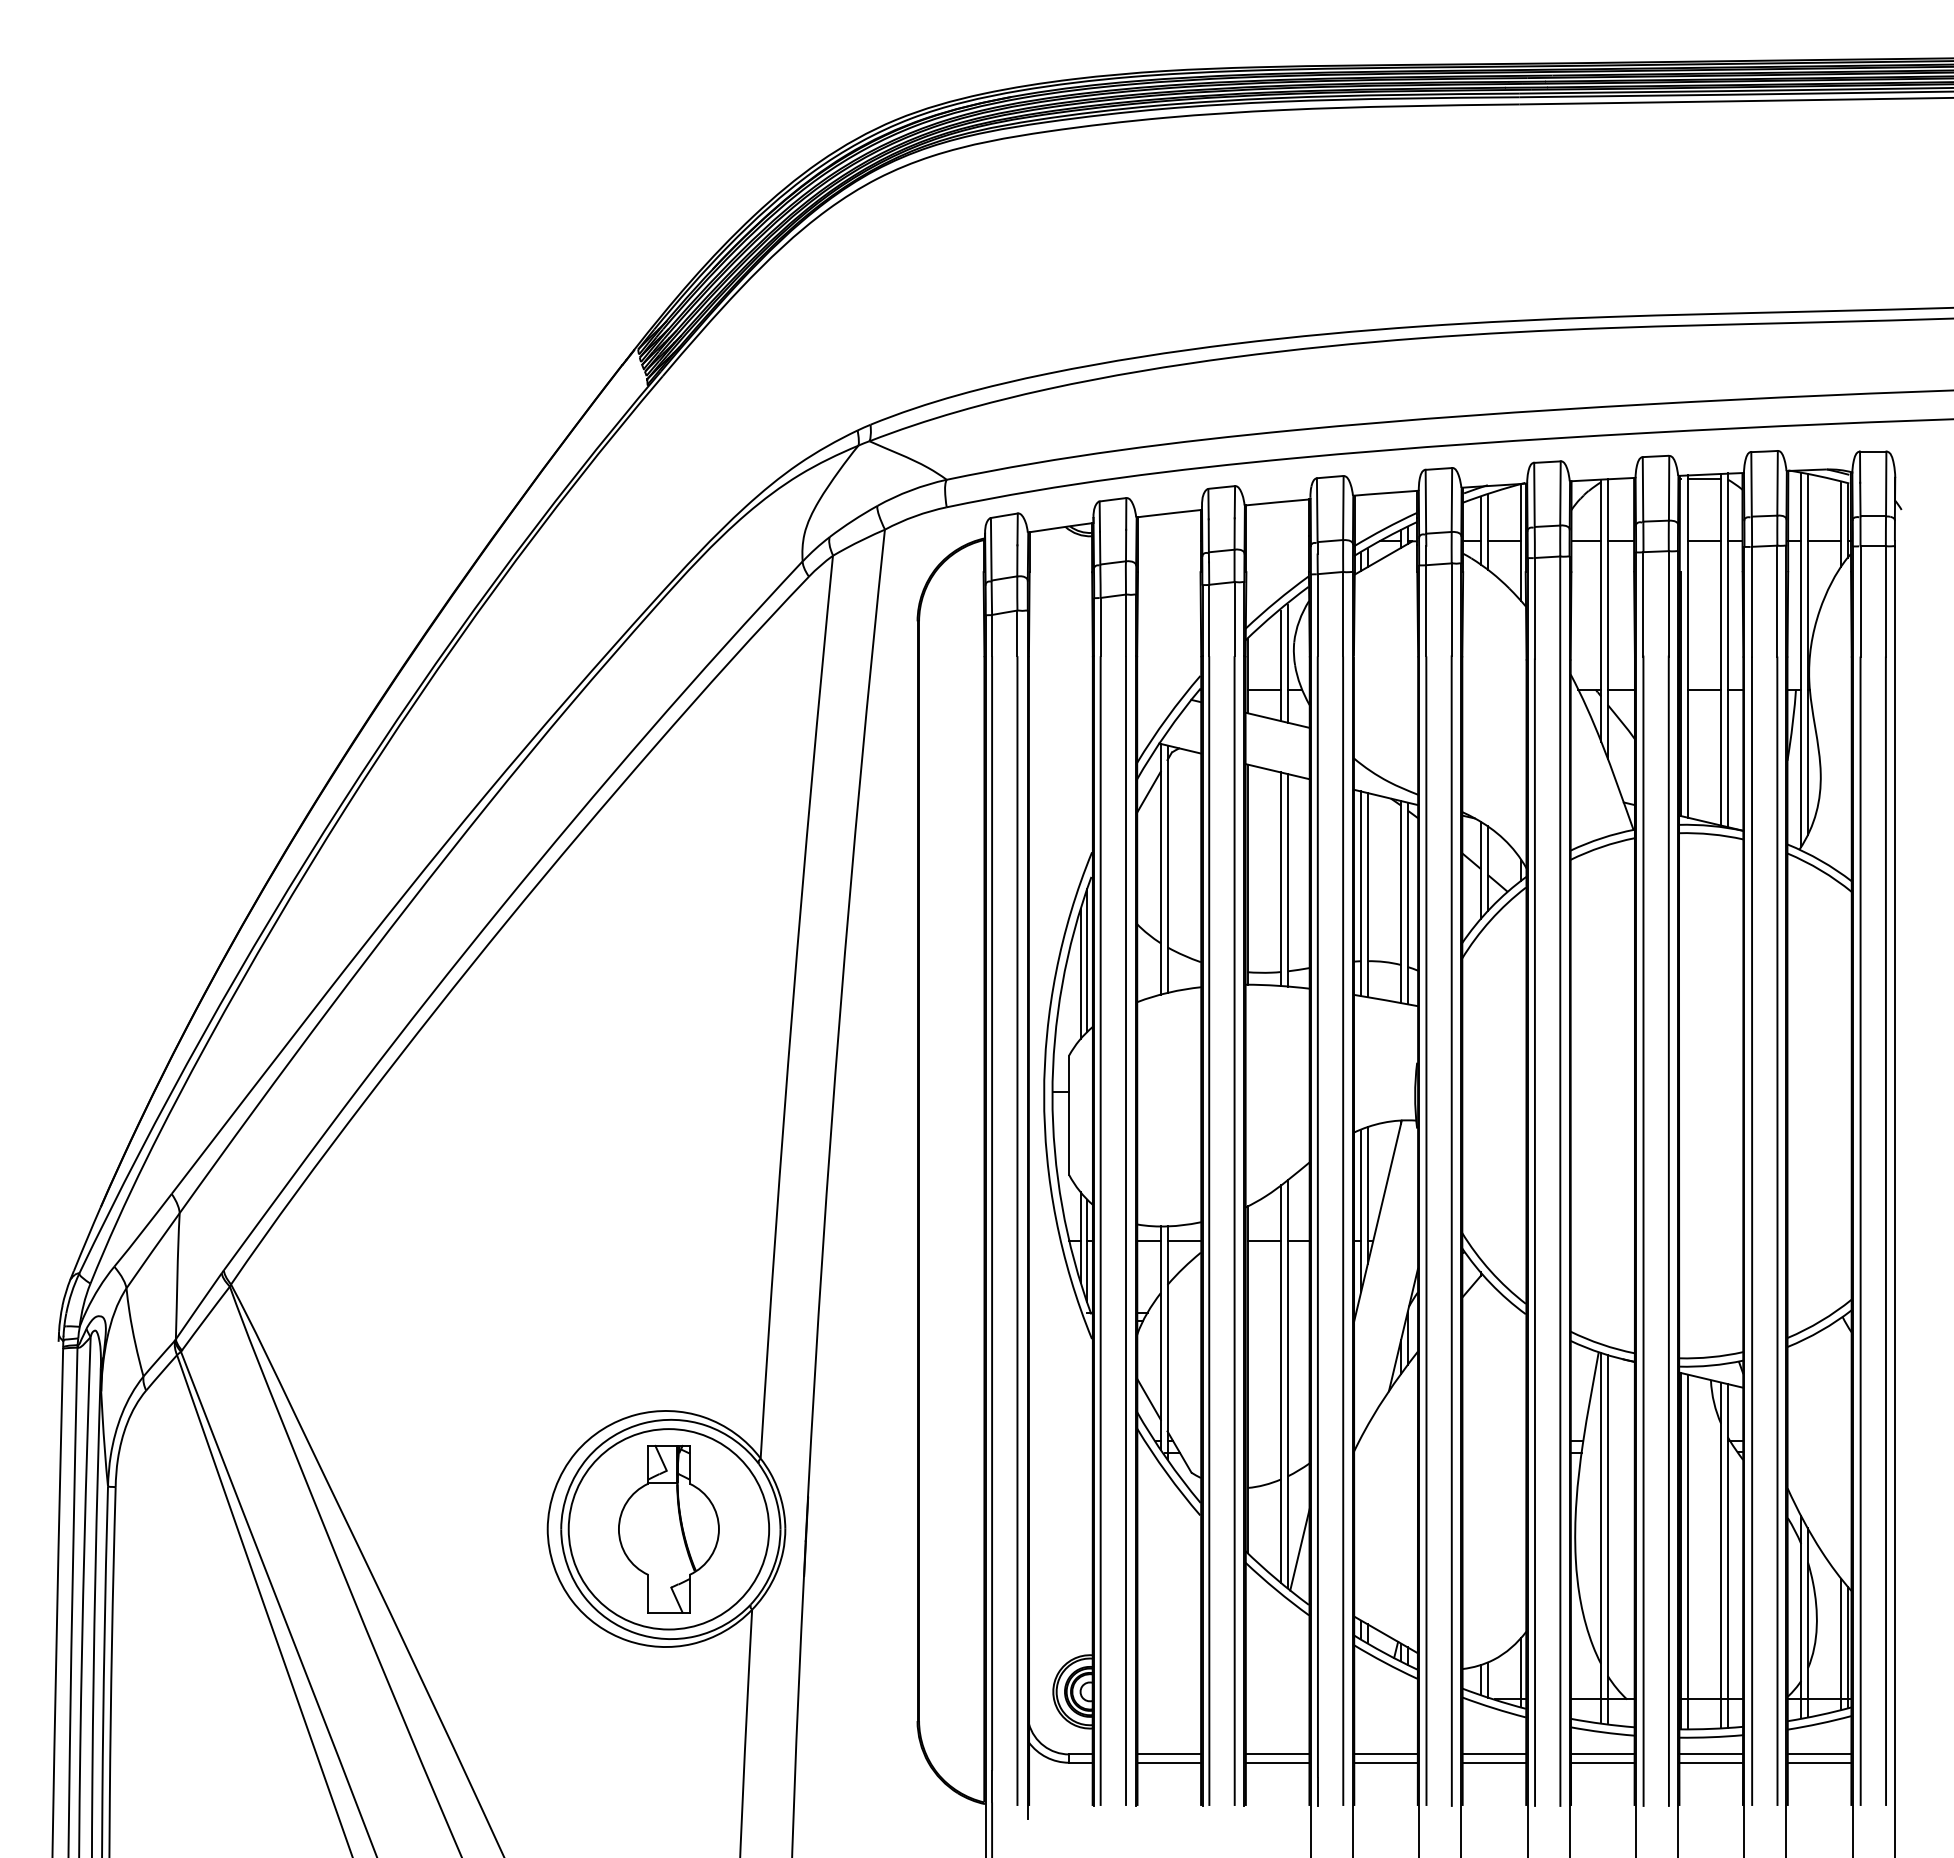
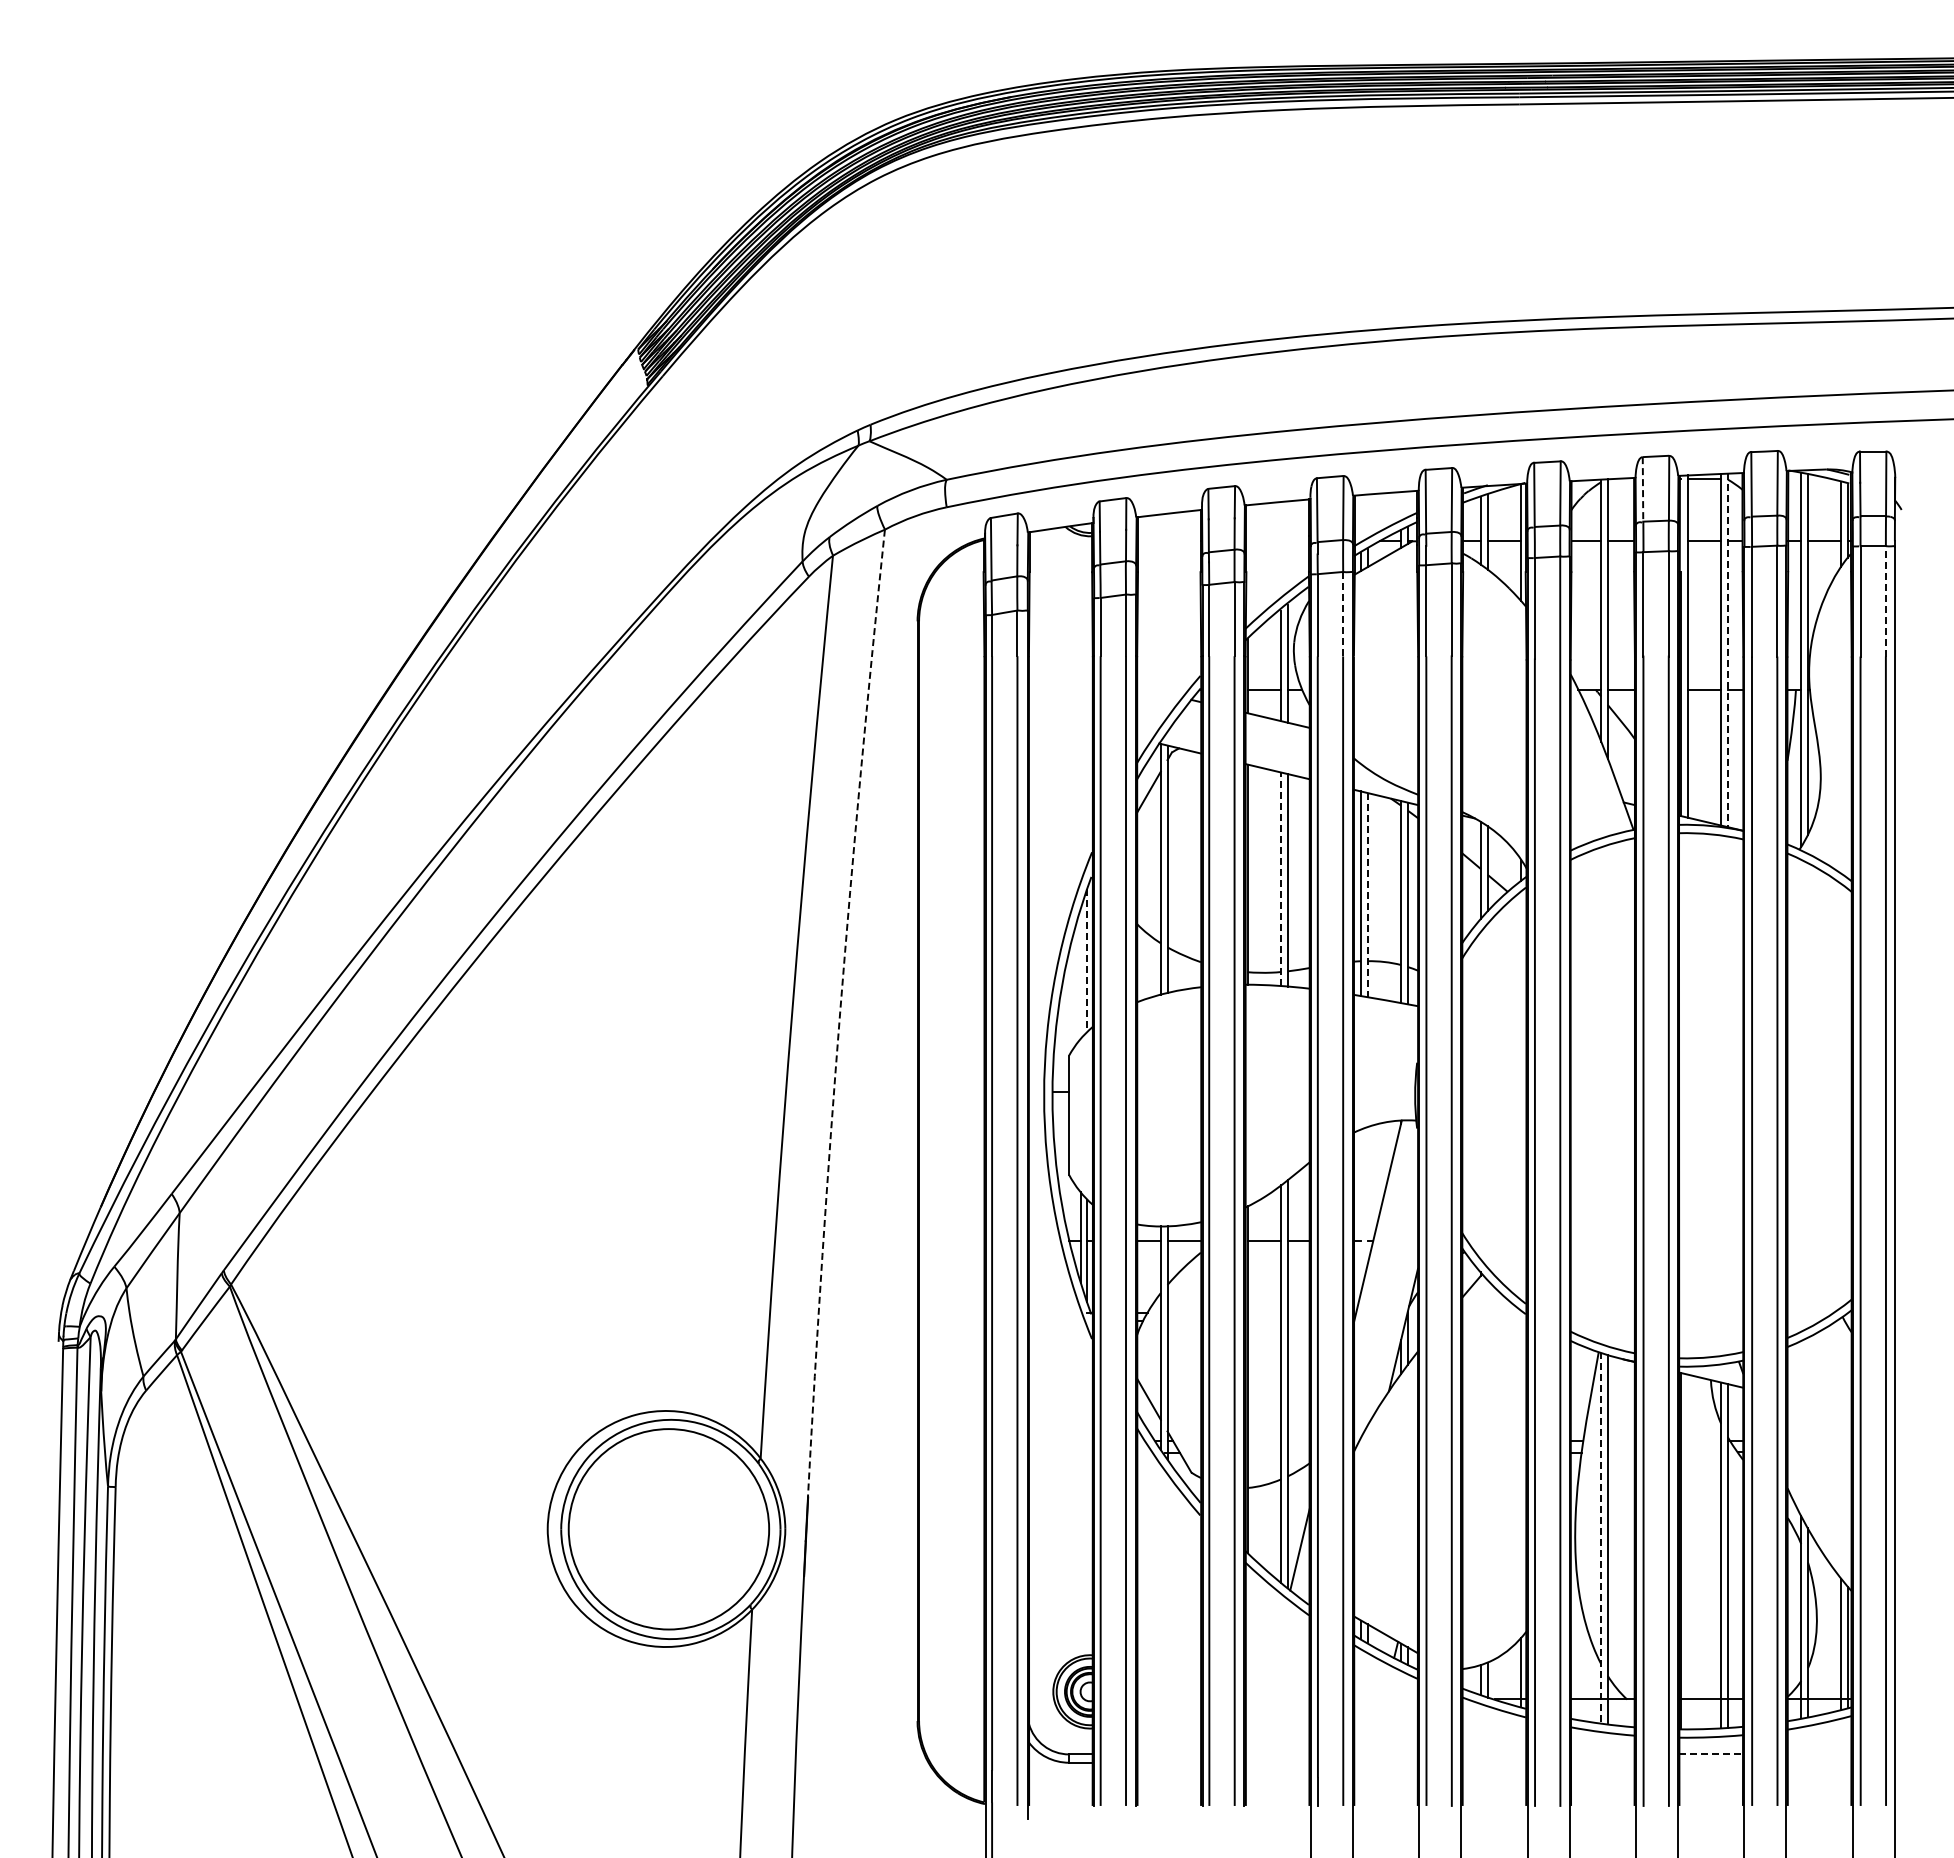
line: solid -> dashed (1643, 489)
line: solid -> dashed (1885, 600)
line: solid -> dashed (1343, 613)
line: solid -> dashed (1727, 650)
line: solid -> dashed (1280, 879)
line: solid -> dashed (1367, 895)
line: solid -> dashed (1087, 960)
line: present -> none (1080, 973)
arc: solid -> dashed (840, 1013)
line: present -> none (1367, 1195)
line: present -> none (1360, 1210)
part: present -> none (668, 1528)
line: solid -> dashed (1601, 1537)
line: present -> none (1687, 1551)
line: present -> none (1169, 1754)
line: present -> none (1277, 1754)
line: present -> none (1385, 1754)
line: present -> none (1494, 1754)
line: present -> none (1602, 1754)
line: solid -> dashed (1711, 1754)
line: present -> none (1819, 1754)
line: present -> none (1169, 1762)
line: present -> none (1277, 1762)
line: present -> none (1385, 1762)
line: present -> none (1494, 1762)
line: present -> none (1602, 1762)
line: present -> none (1710, 1762)
line: present -> none (1819, 1762)
